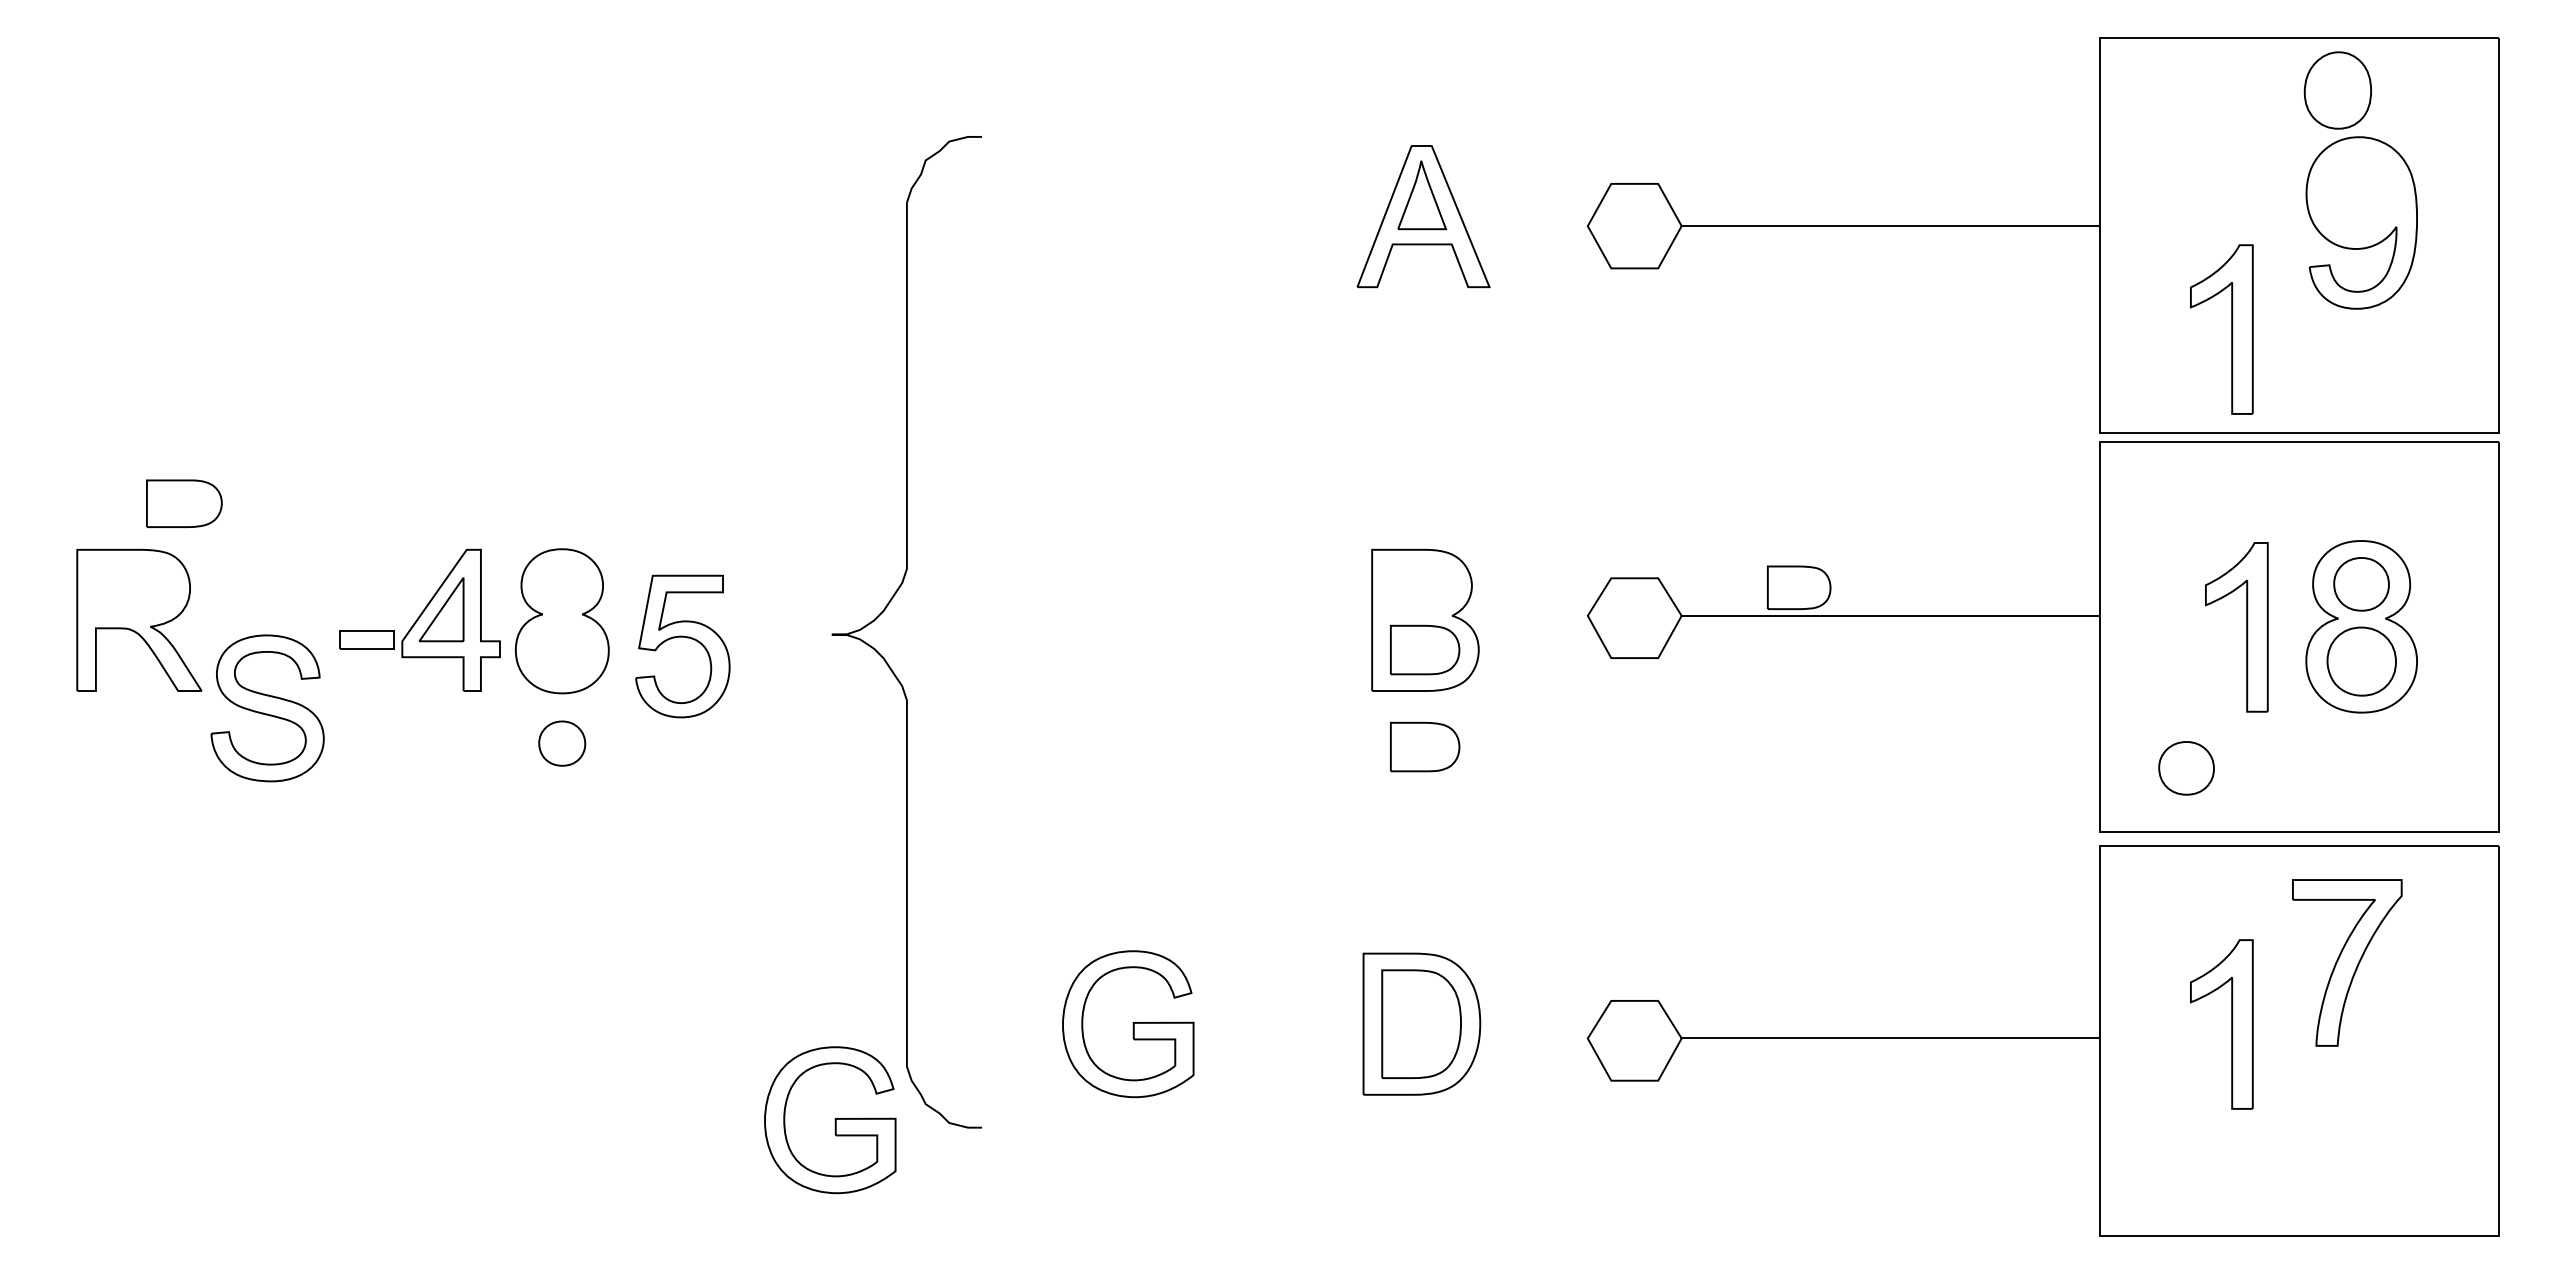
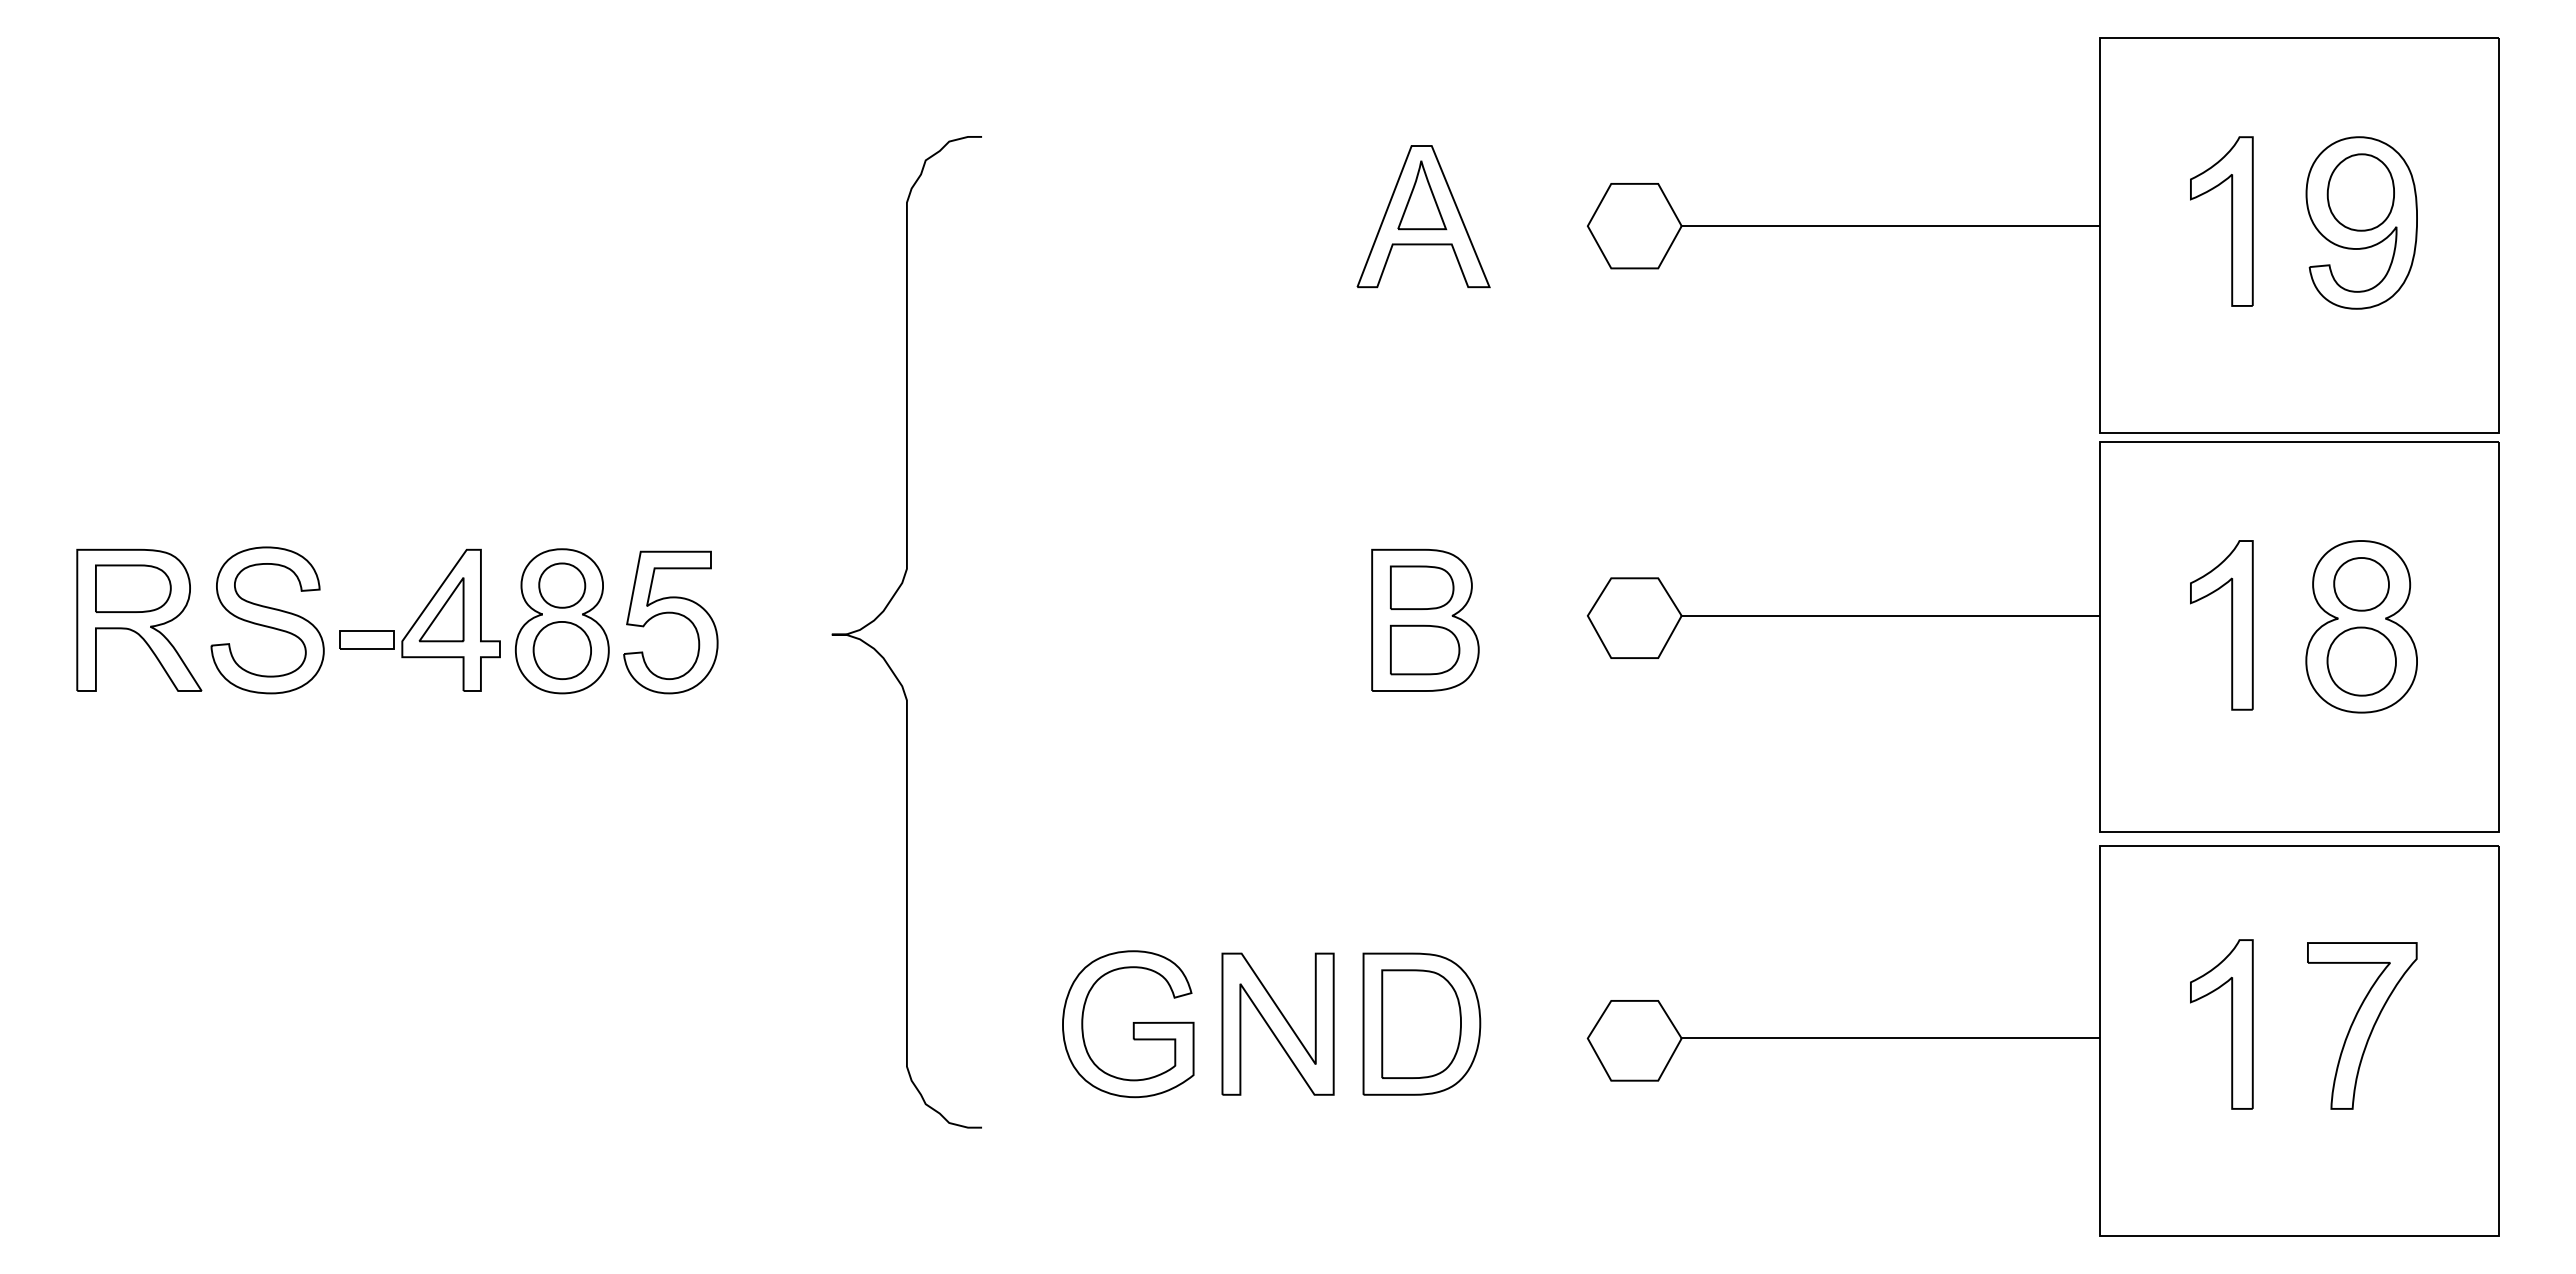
part position: (2337, 90) -> (2360, 192) (2360, 192)
part position: (2231, 329) -> (2231, 221) (2231, 221)
part position: (184, 503) -> (133, 588) (133, 588)
part position: (1799, 587) -> (1422, 587) (1422, 587)
part position: (2246, 627) -> (2231, 625) (2231, 625)
part position: (686, 638) -> (674, 614) (674, 614)
part: none -> present (561, 650)
part position: (267, 708) -> (267, 620) (267, 620)
part position: (562, 743) -> (562, 585) (562, 585)
part: present -> none (1425, 746)
part: present -> none (2186, 768)
part position: (2347, 962) -> (2362, 1025) (2362, 1025)
part: none -> present (1277, 1023)
part: present -> none (830, 1120)
